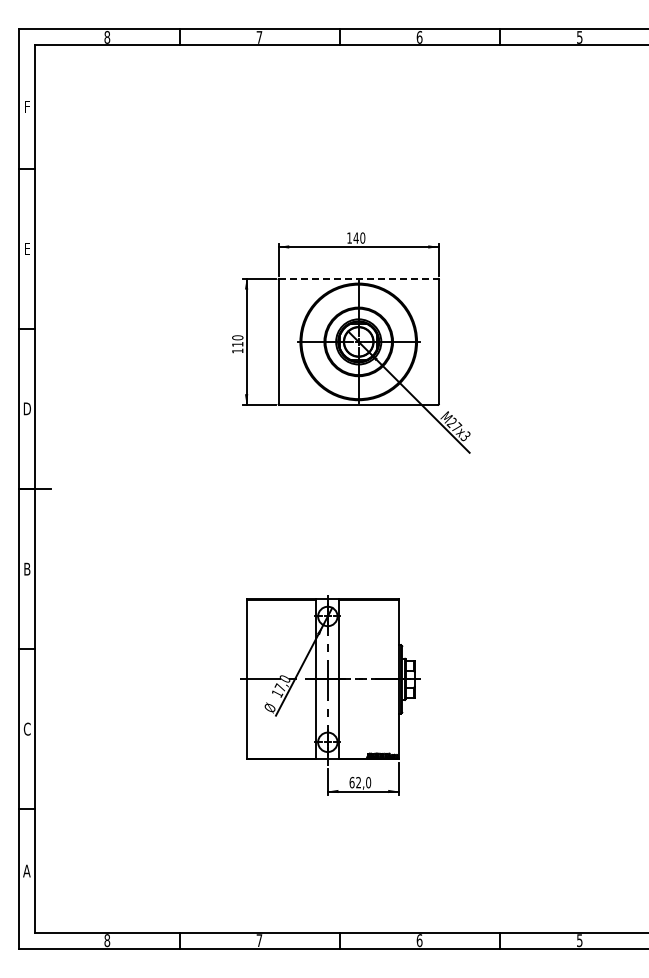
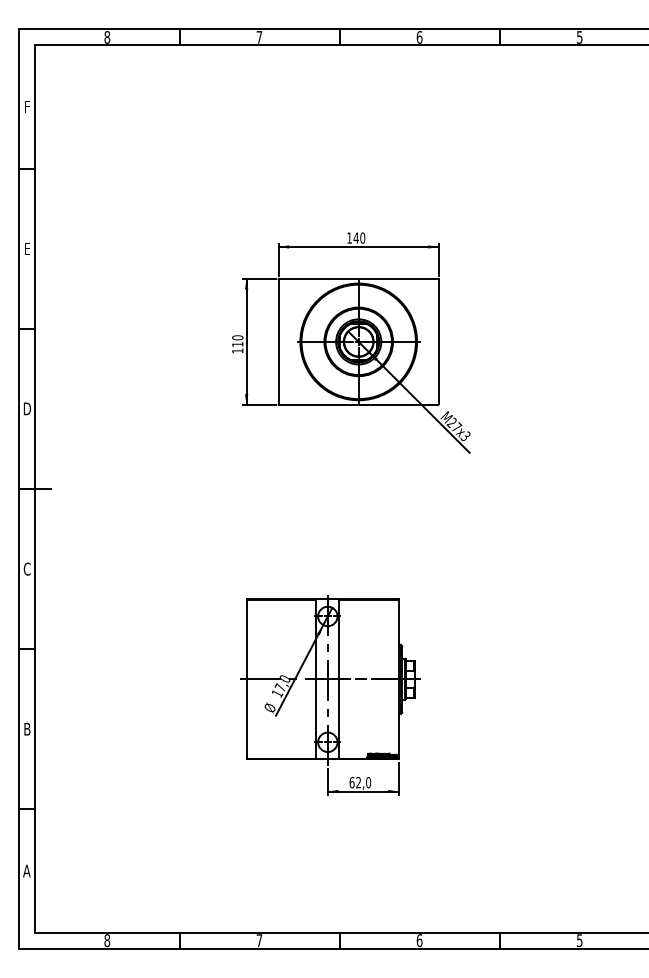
line: dashed -> solid (358, 278)
text: B -> C (26, 568)
text: C -> B (26, 728)
